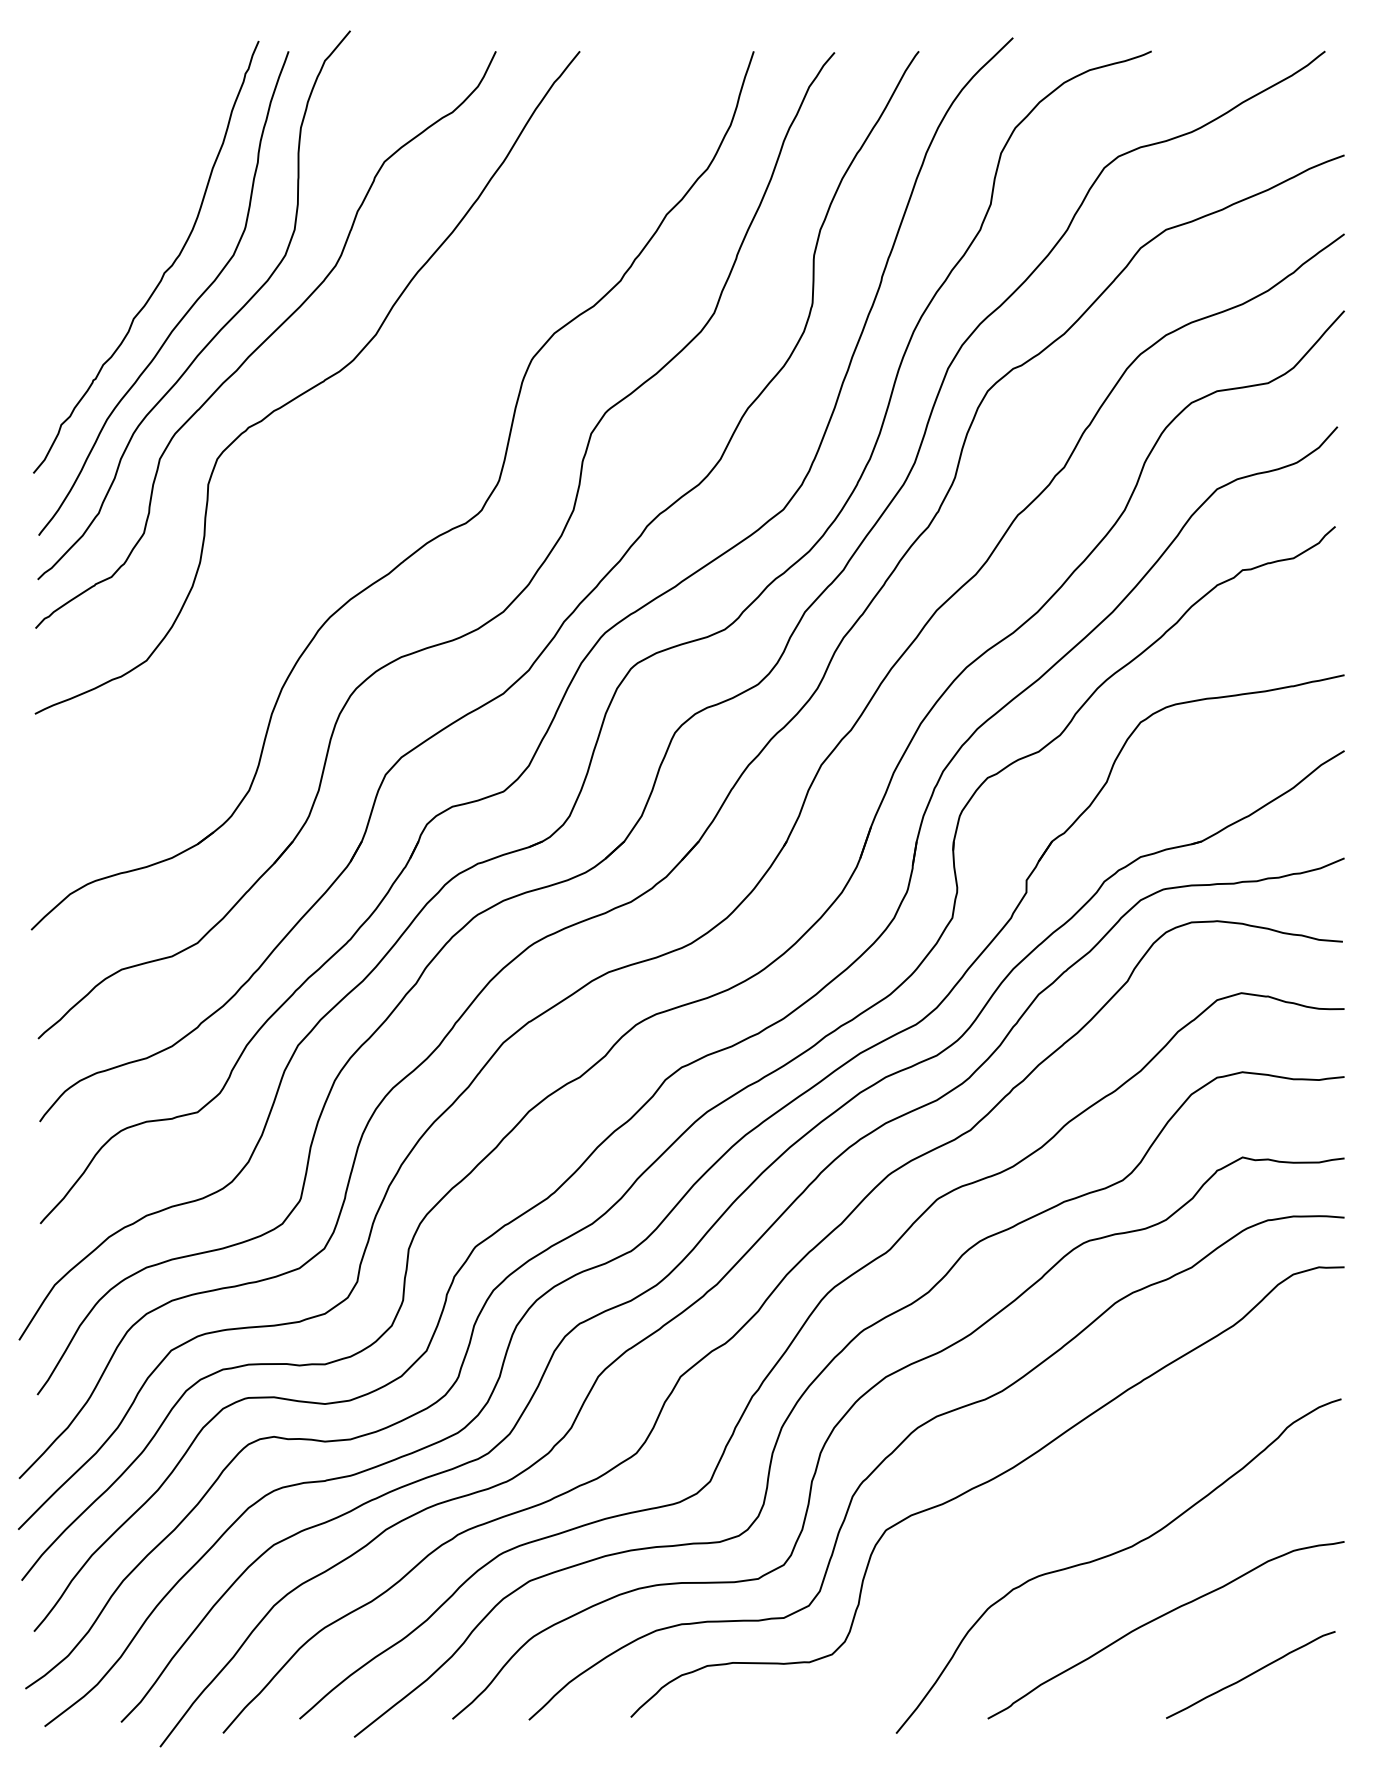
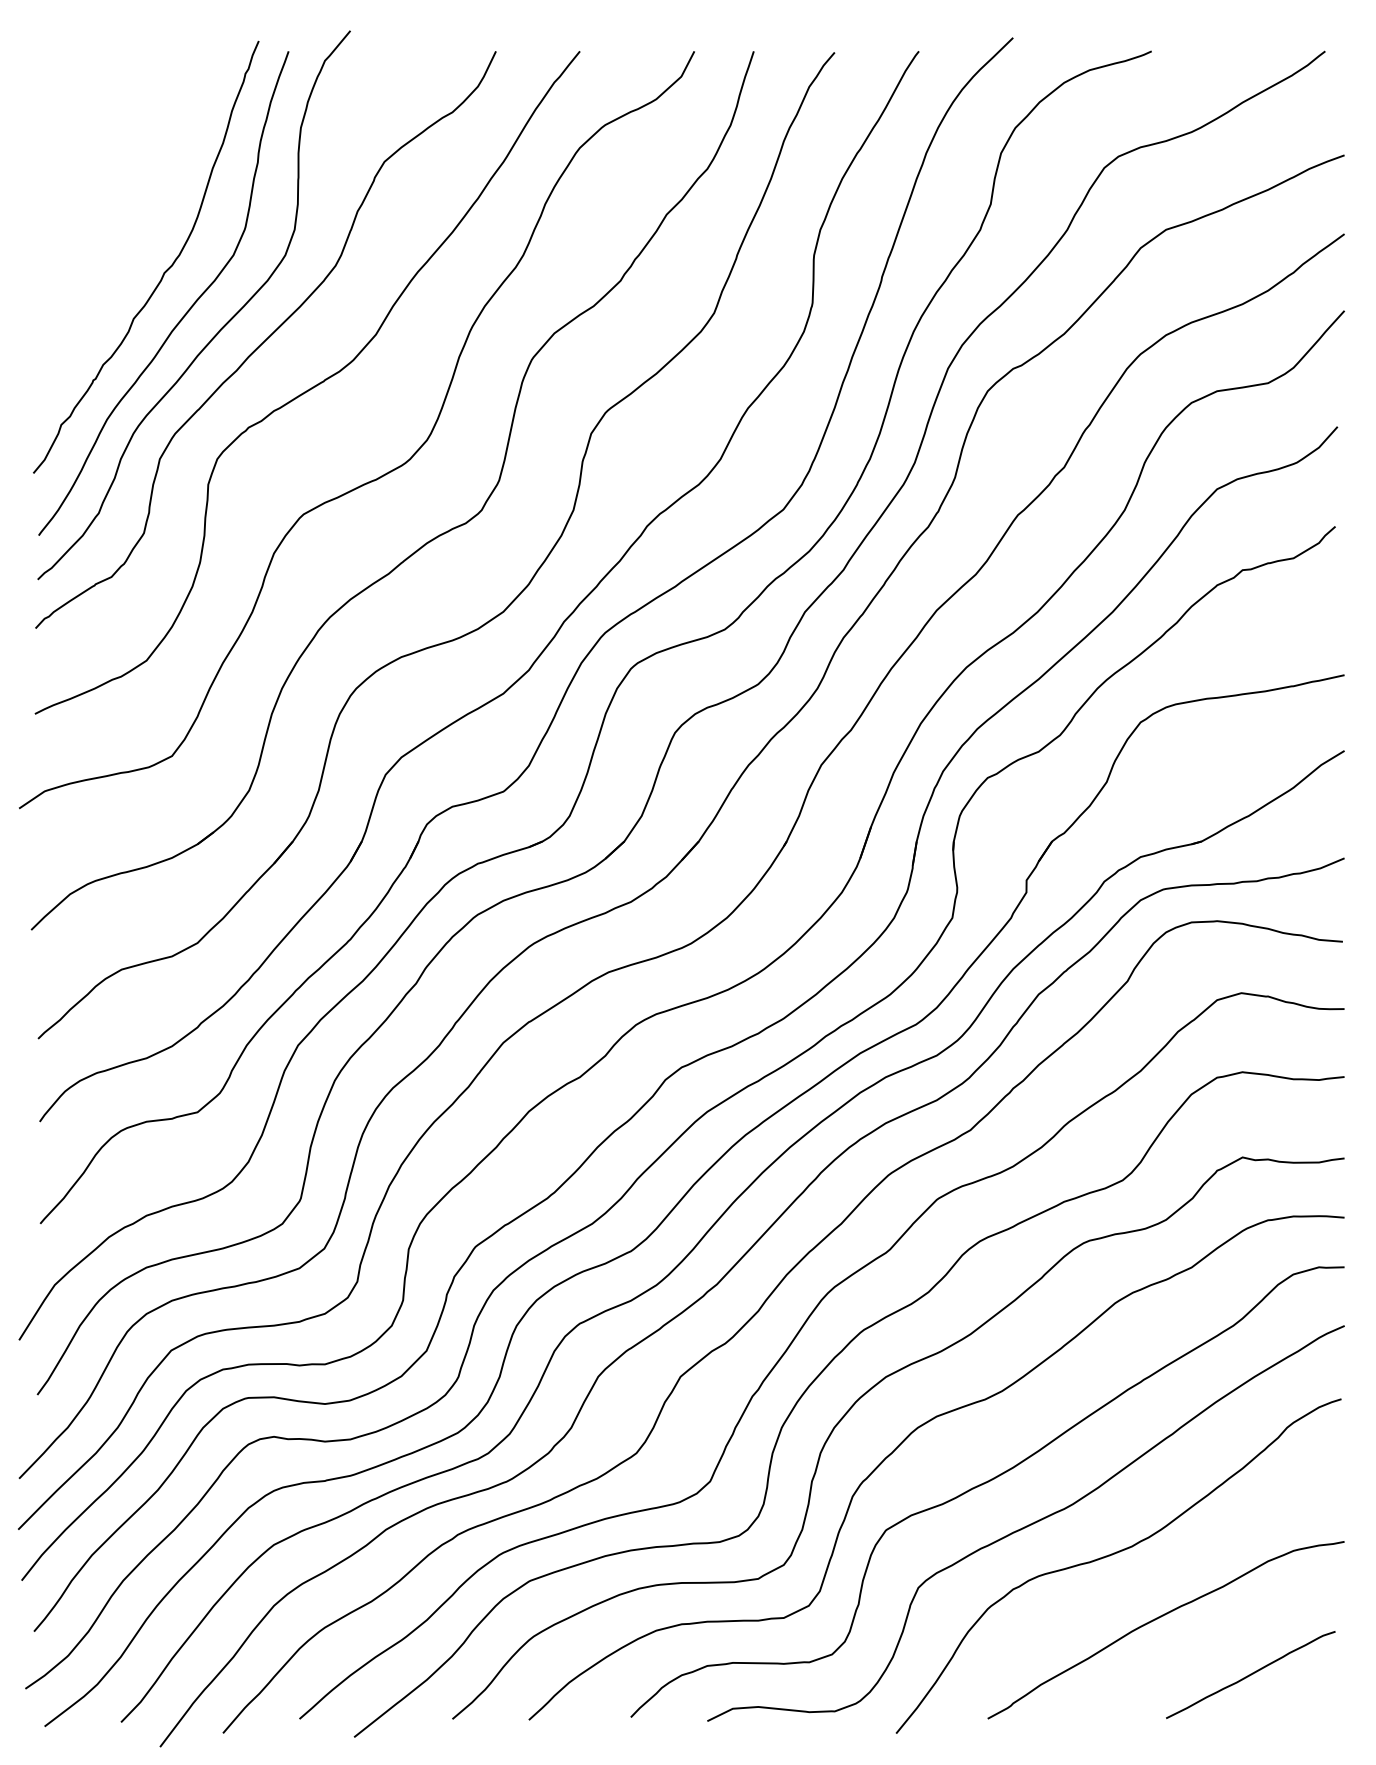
curve: none -> present (379, 476)
curve: none -> present (1026, 1525)
